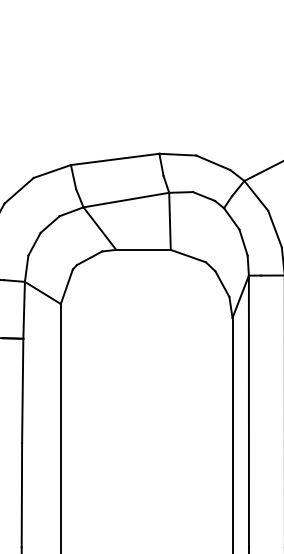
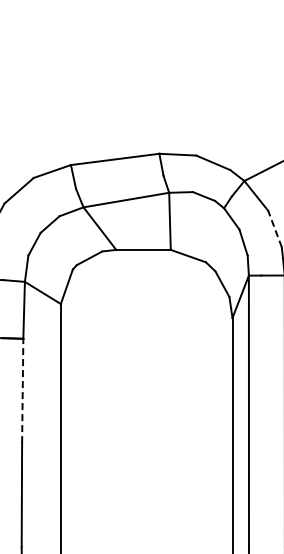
line: solid -> dashed (274, 228)
line: solid -> dashed (22, 390)
